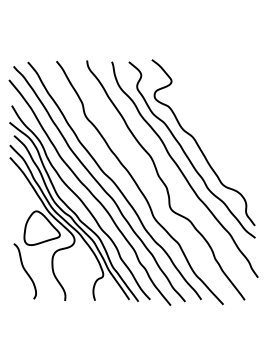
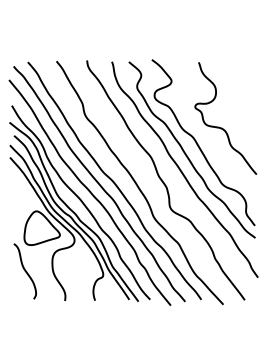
curve: none -> present (221, 127)
